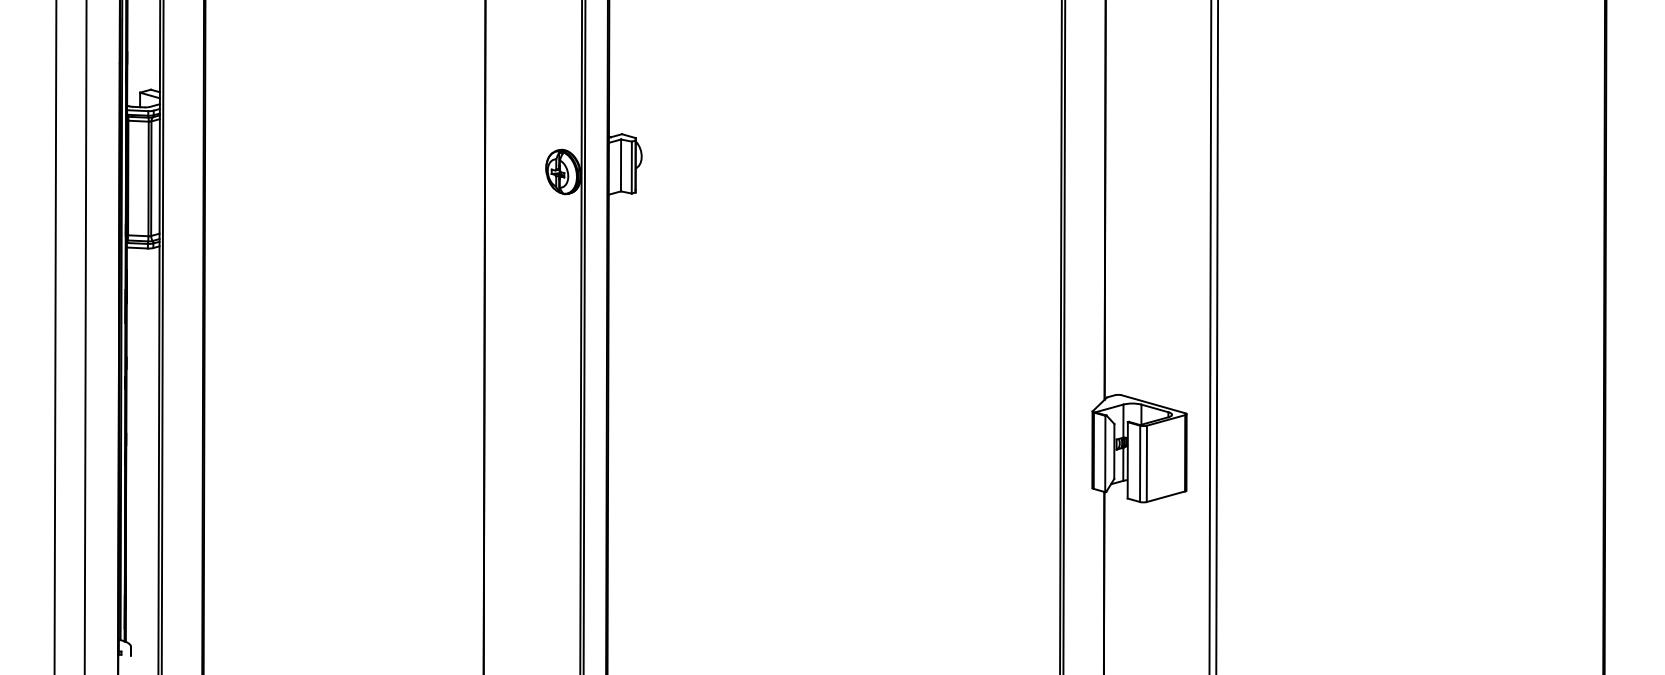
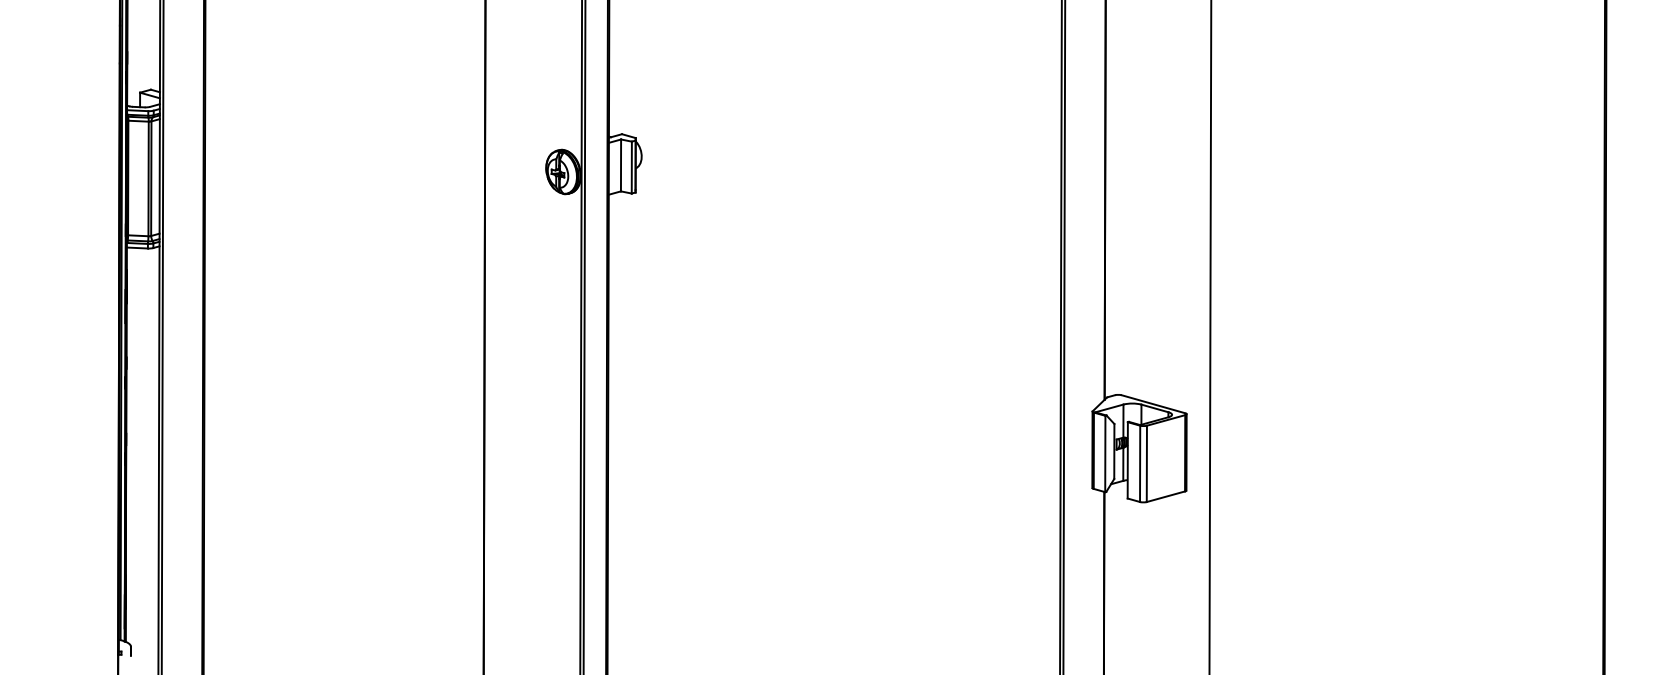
line: present -> none (55, 336)
line: present -> none (85, 336)
line: present -> none (1217, 336)
